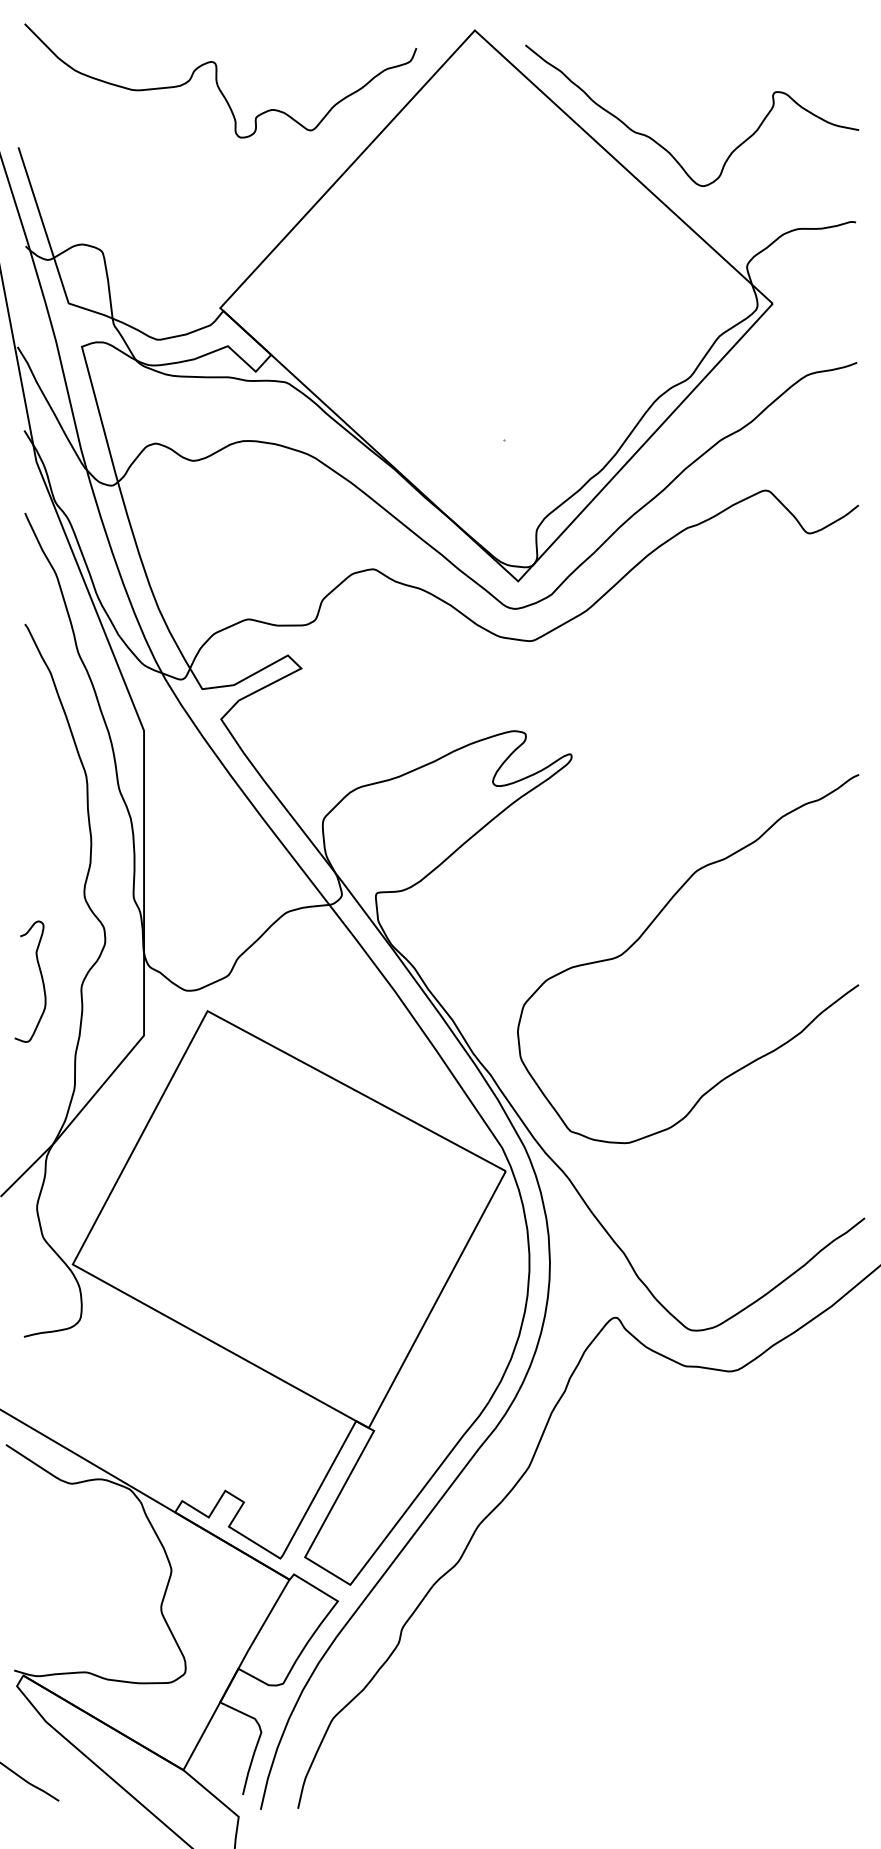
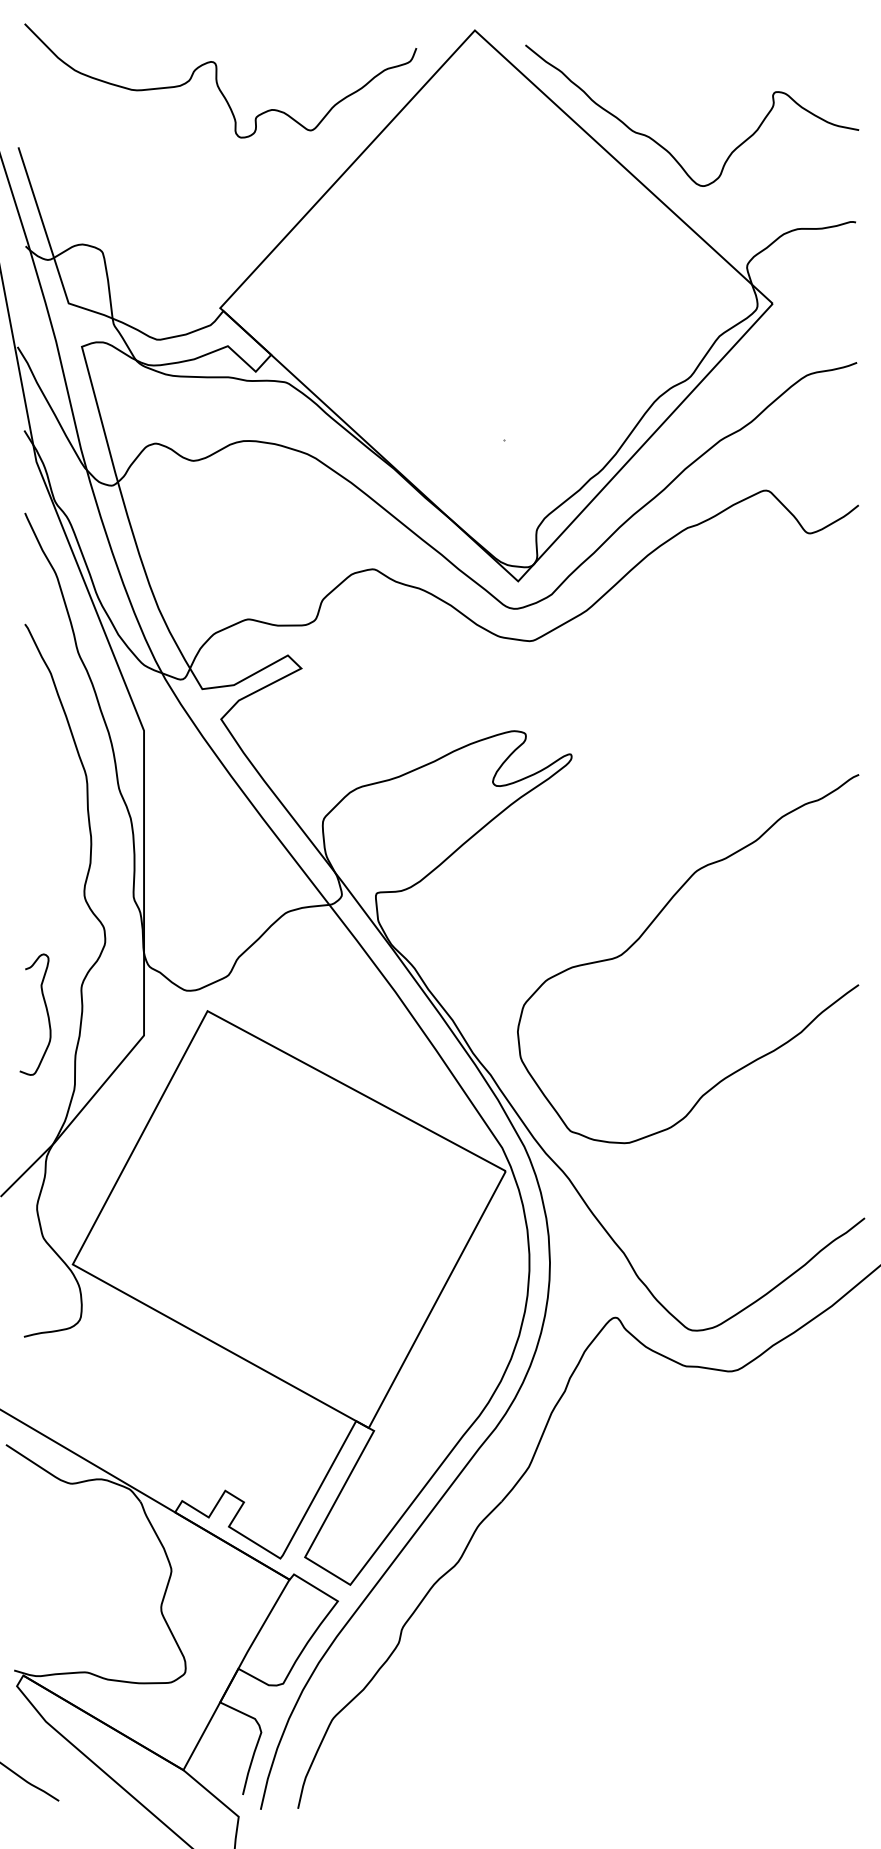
curve position: (41, 980) -> (46, 1013) (46, 1013)
